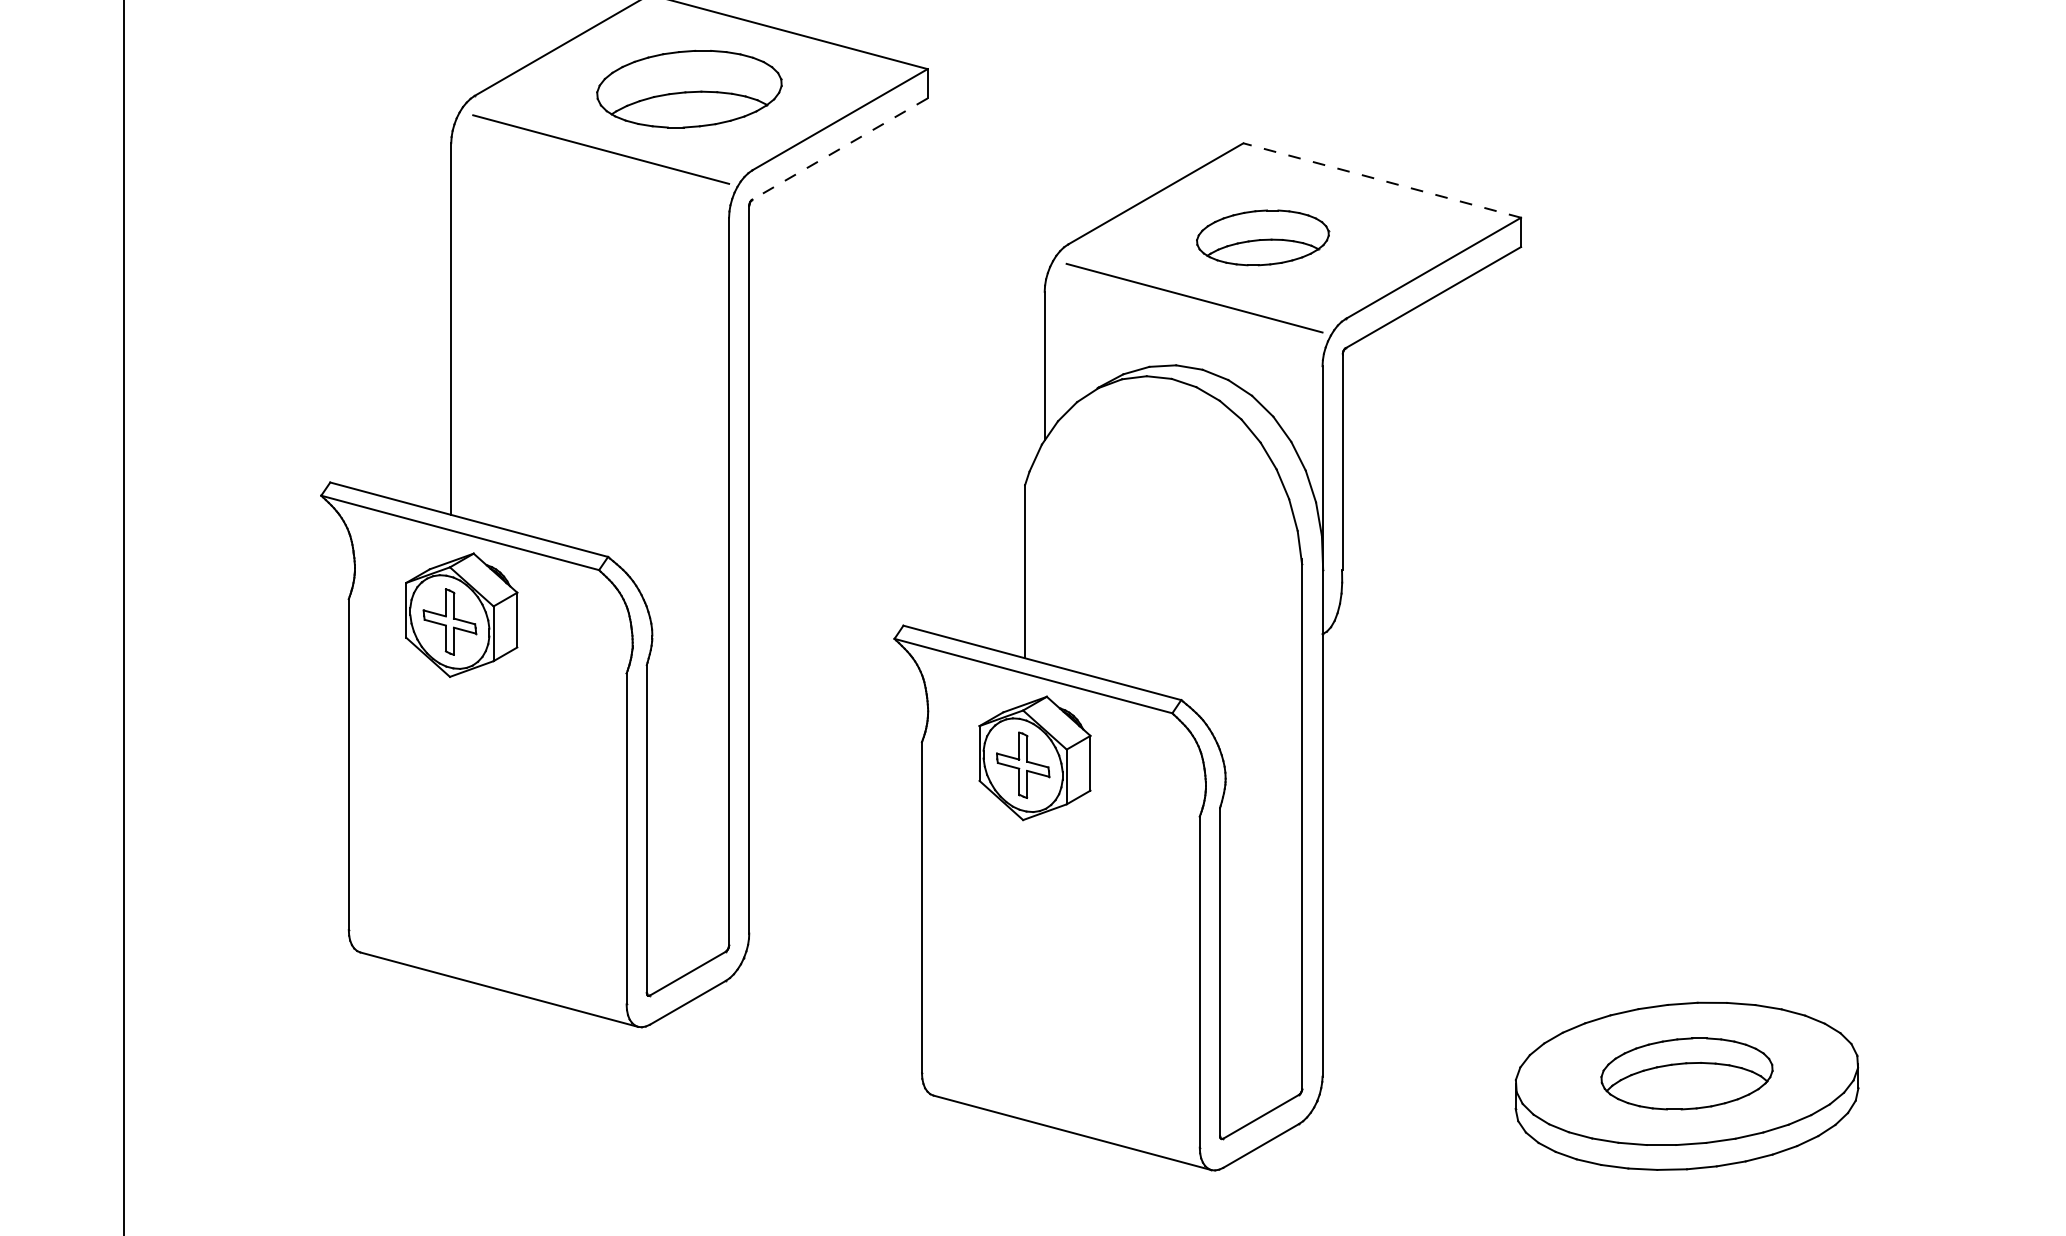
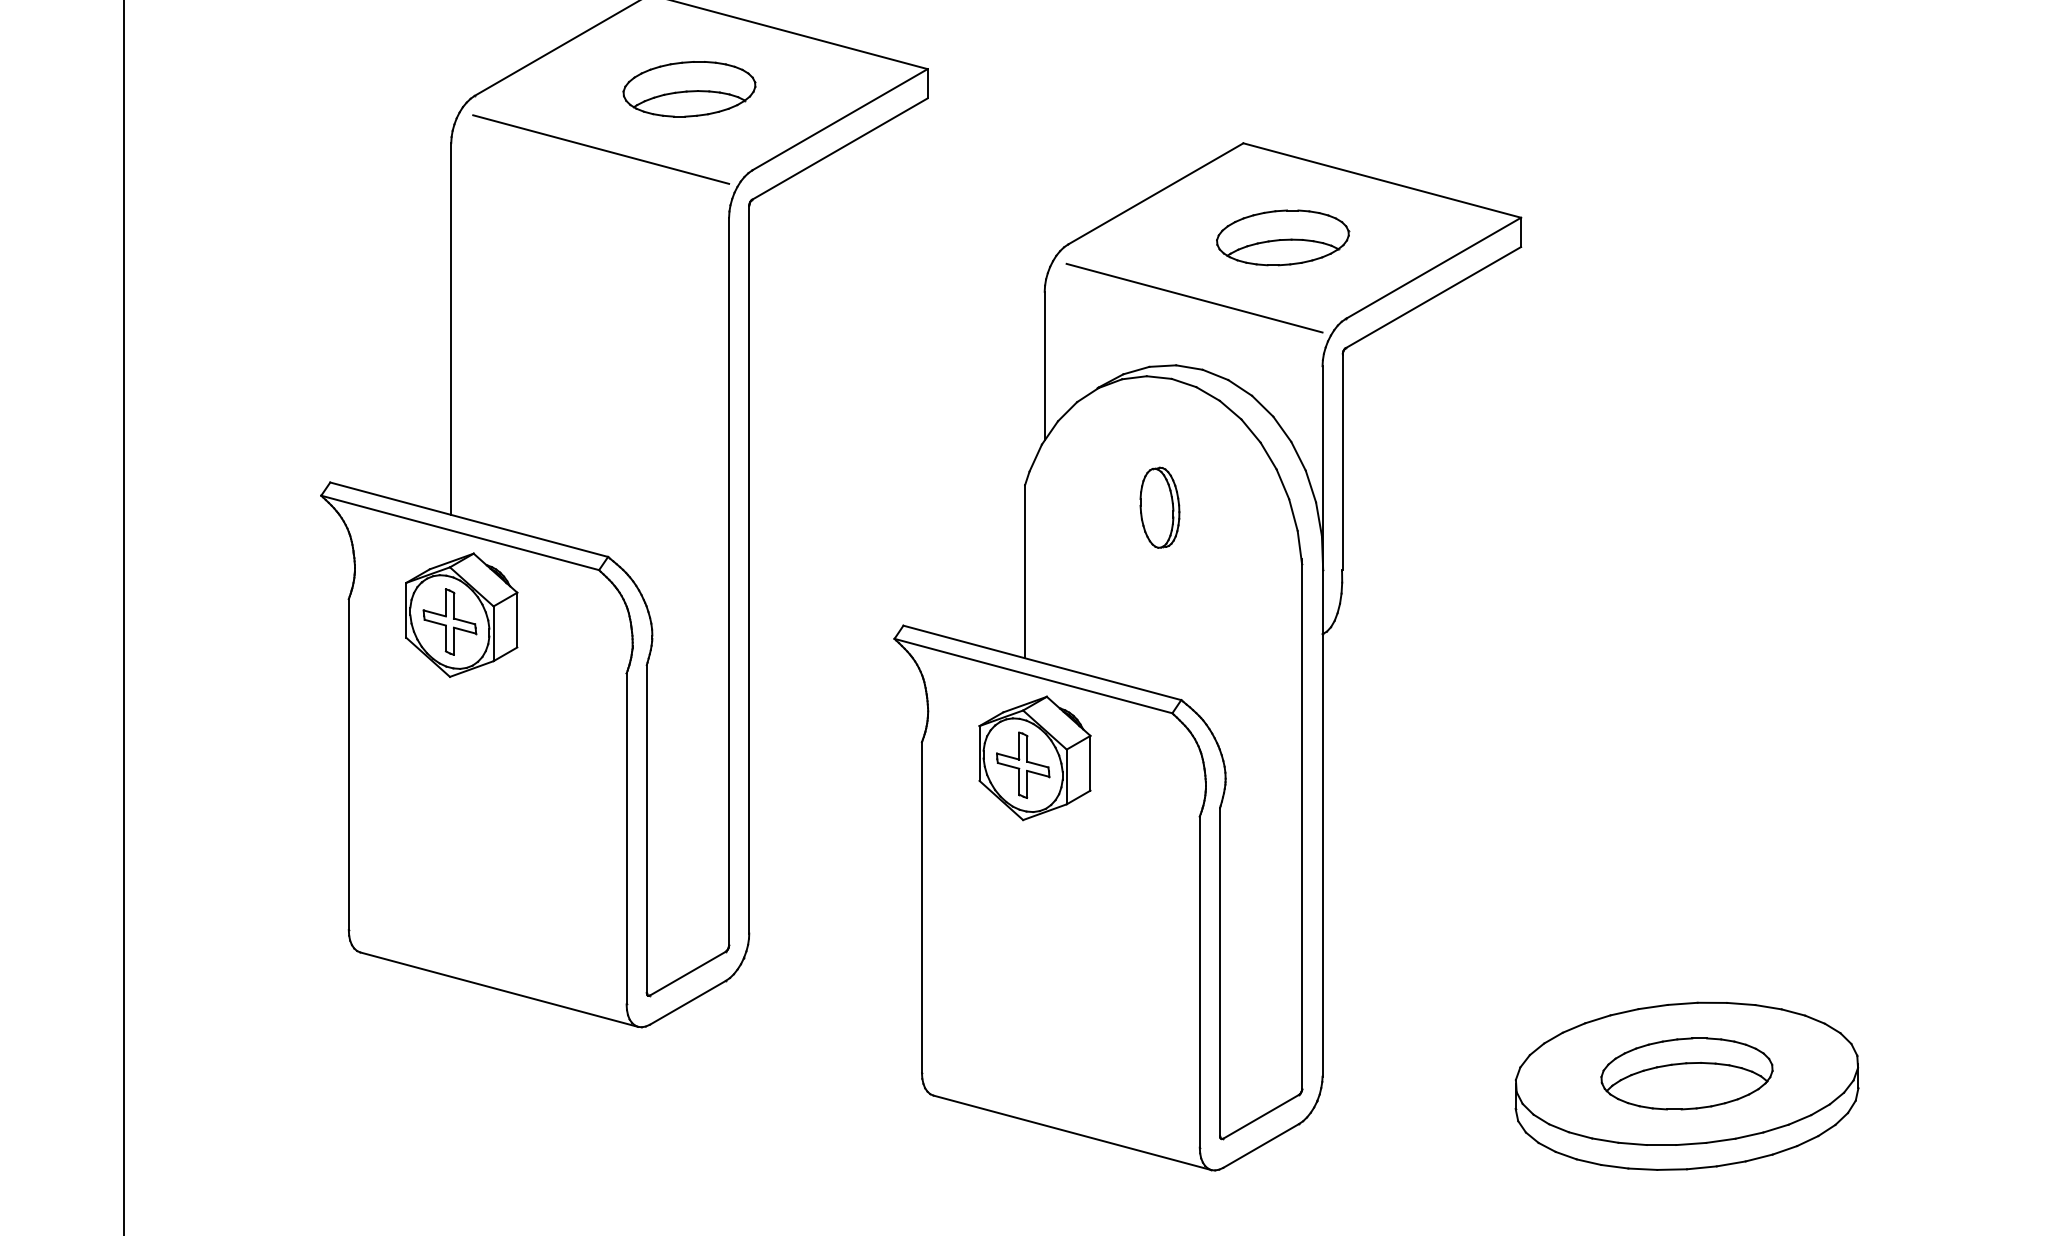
part size: 187x80 px -> 135x57 px (689, 89)
line: dashed -> solid (839, 149)
line: dashed -> solid (1382, 180)
part position: (1263, 237) -> (1283, 237) (1283, 237)
part: none -> present (1159, 507)
